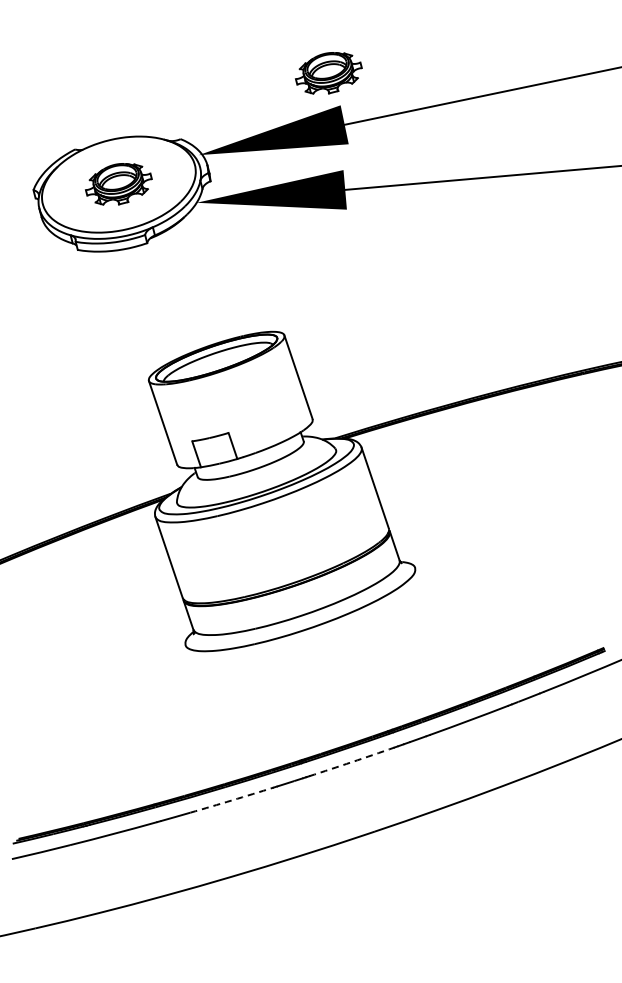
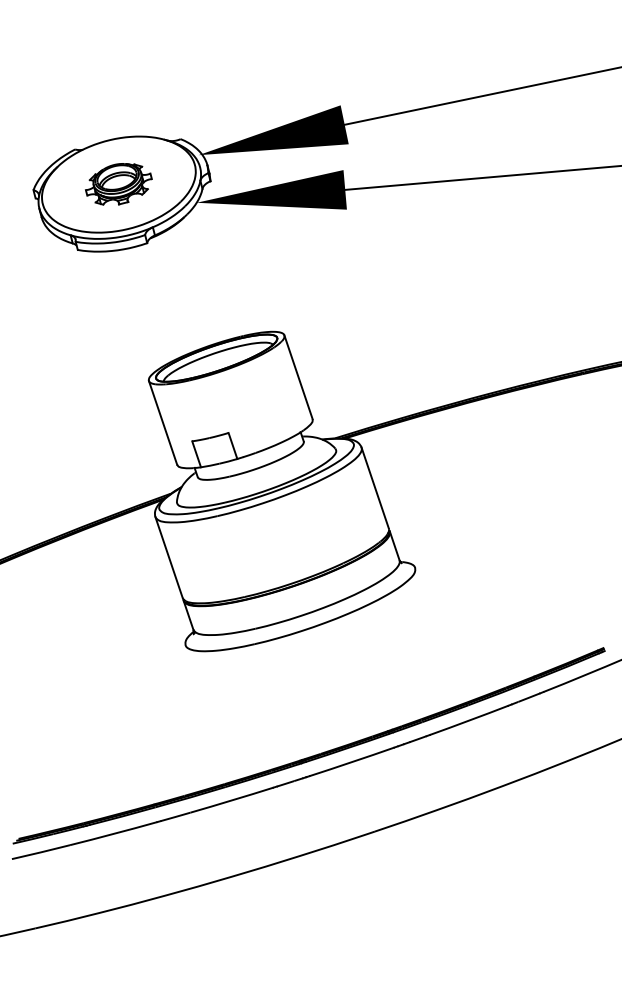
part: present -> none (328, 73)
arc: dashed -> solid (352, 762)
arc: dashed -> solid (232, 800)
